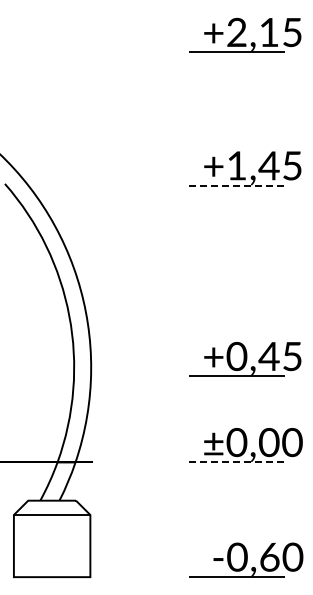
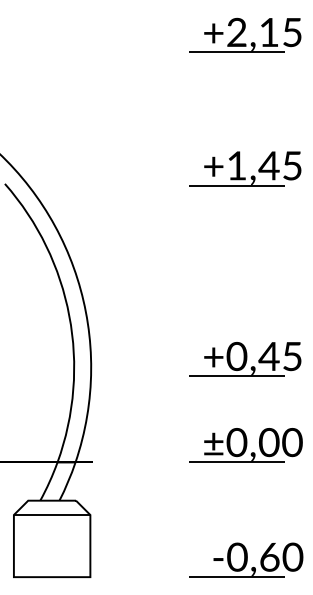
line: dashed -> solid (236, 185)
line: dashed -> solid (236, 462)
